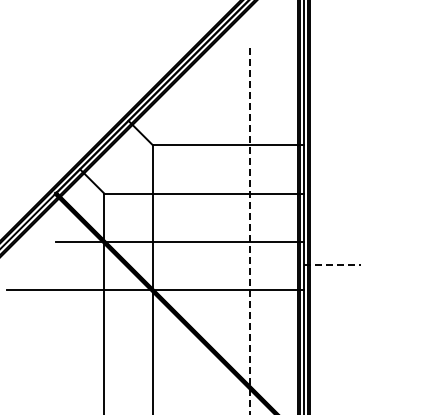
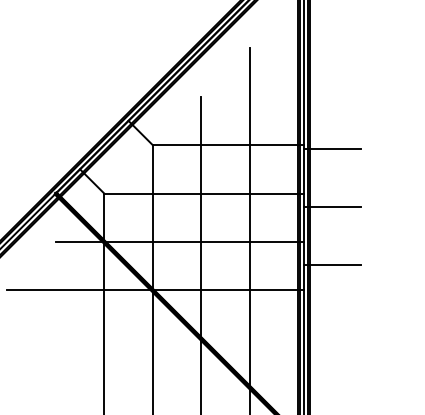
line: none -> present (331, 148)
line: none -> present (331, 207)
line: dashed -> solid (249, 231)
line: none -> present (201, 253)
line: dashed -> solid (332, 265)
